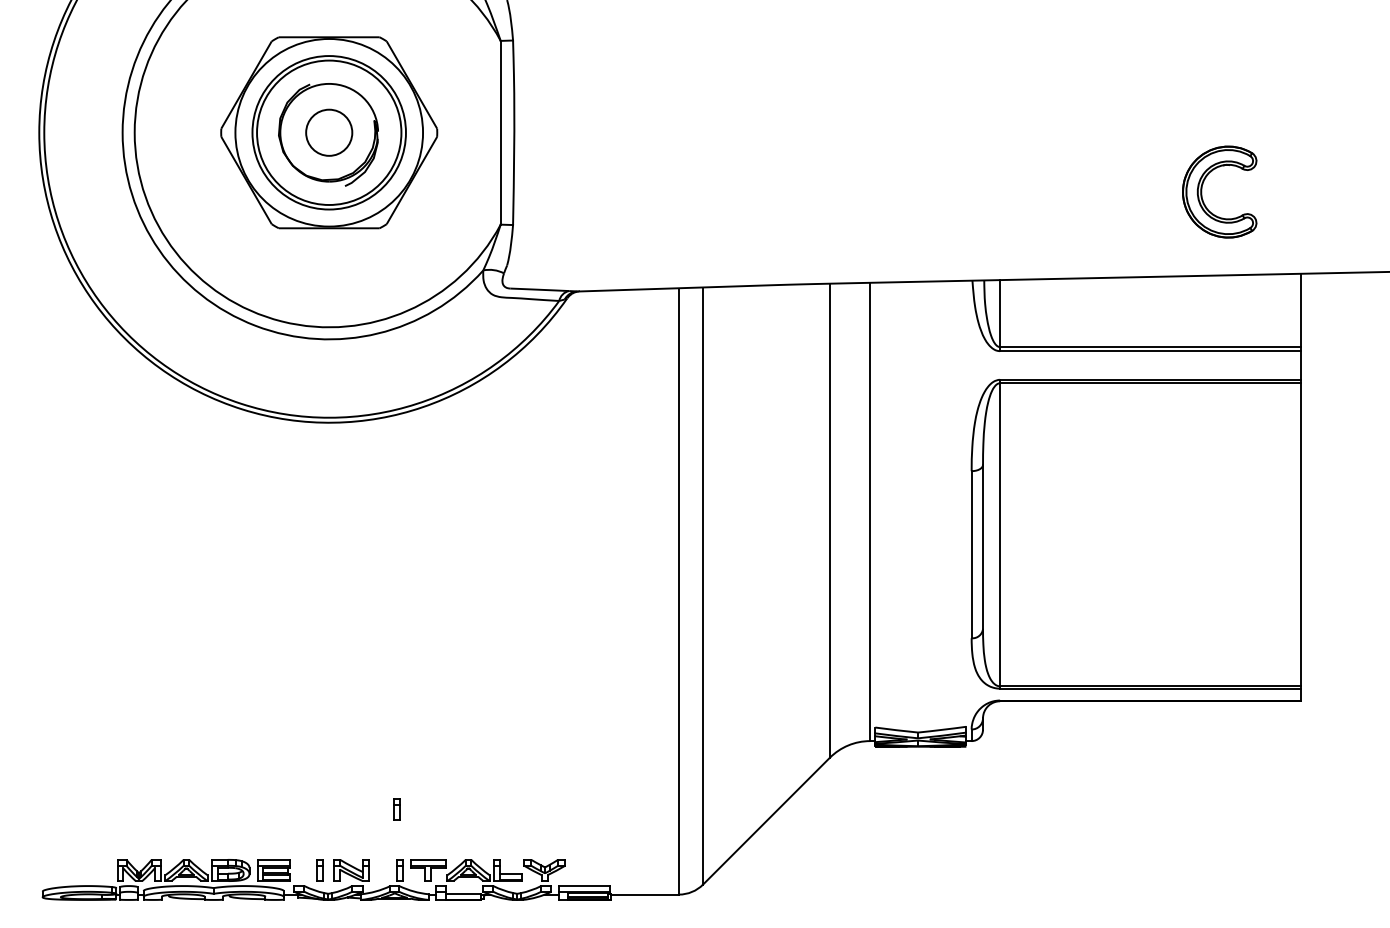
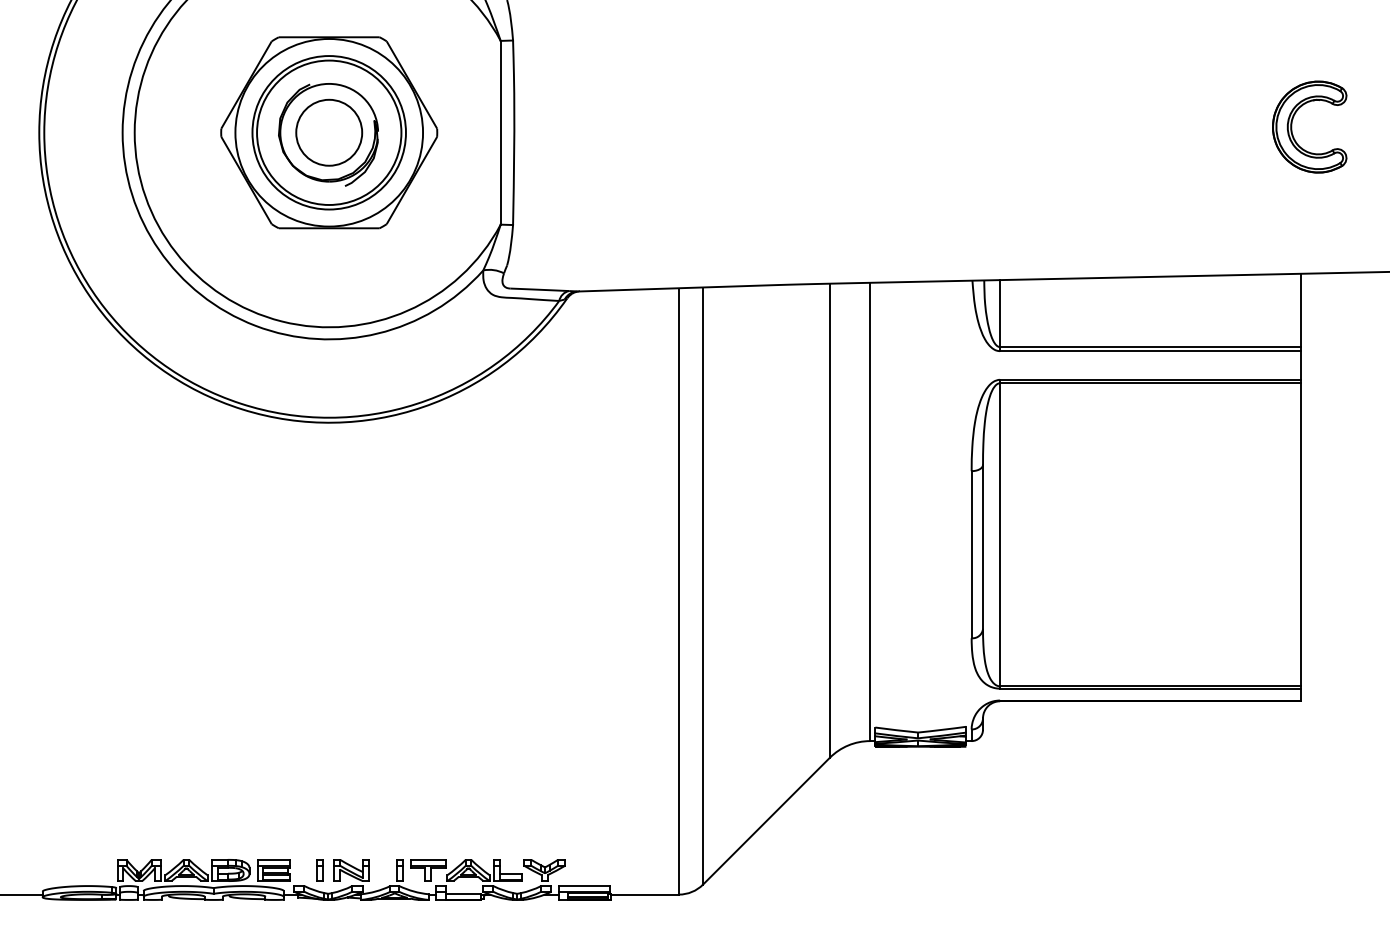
circle diameter: 46 px -> 66 px (329, 132)
part position: (1202, 191) -> (1292, 126) (1292, 126)
part: present -> none (396, 809)
line: none -> present (22, 894)
